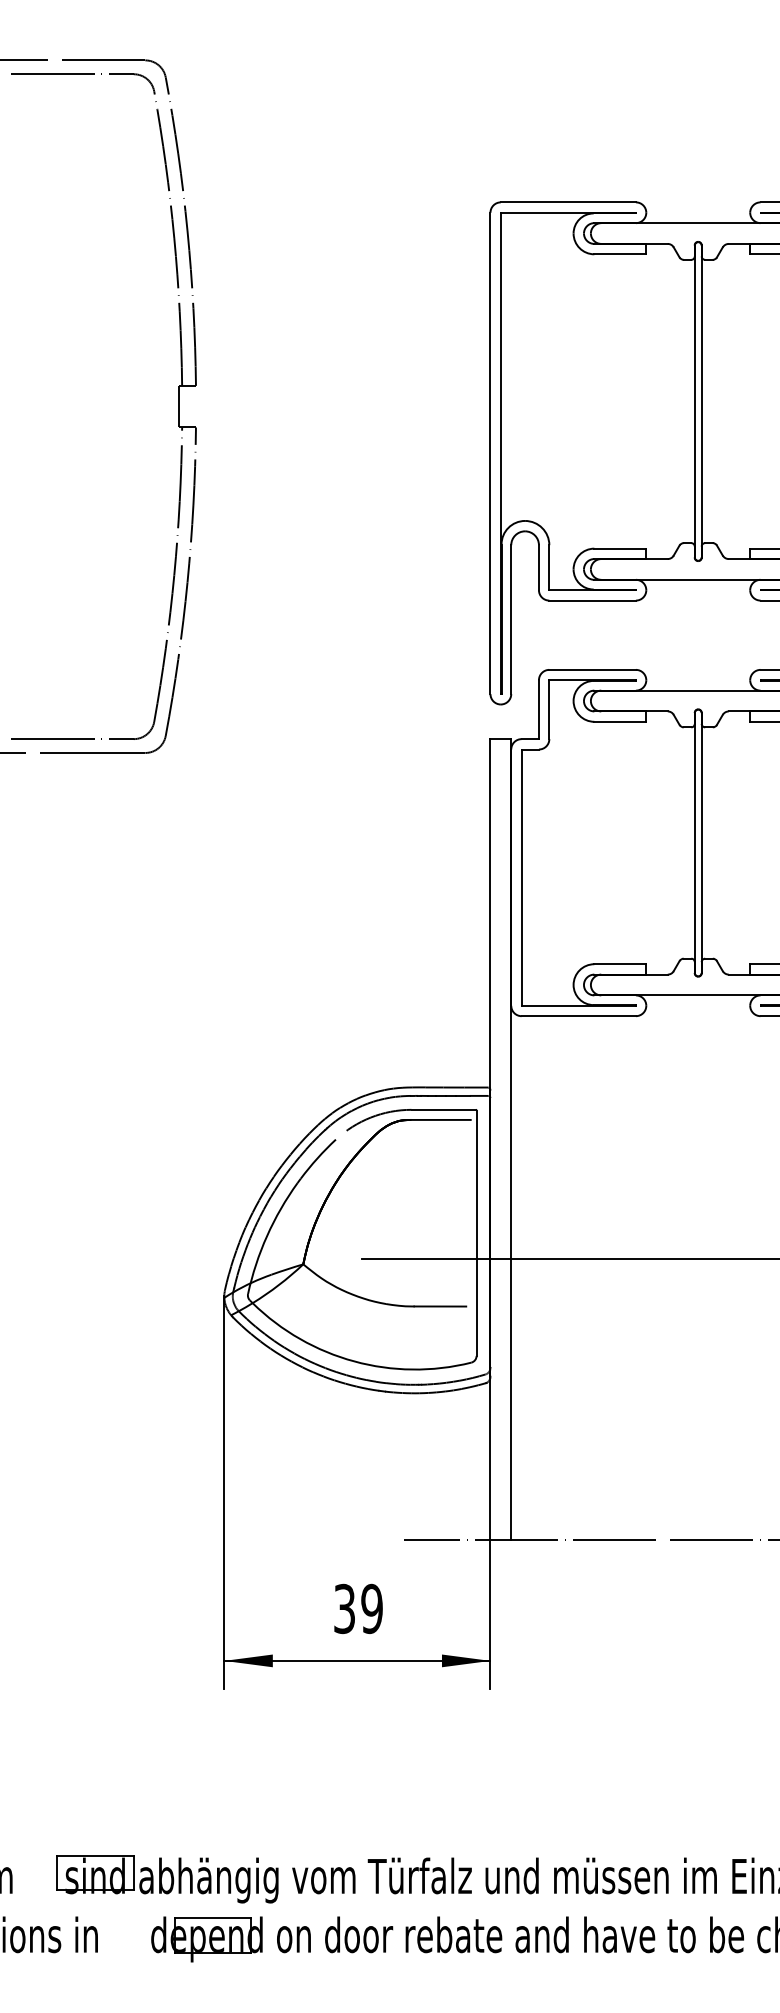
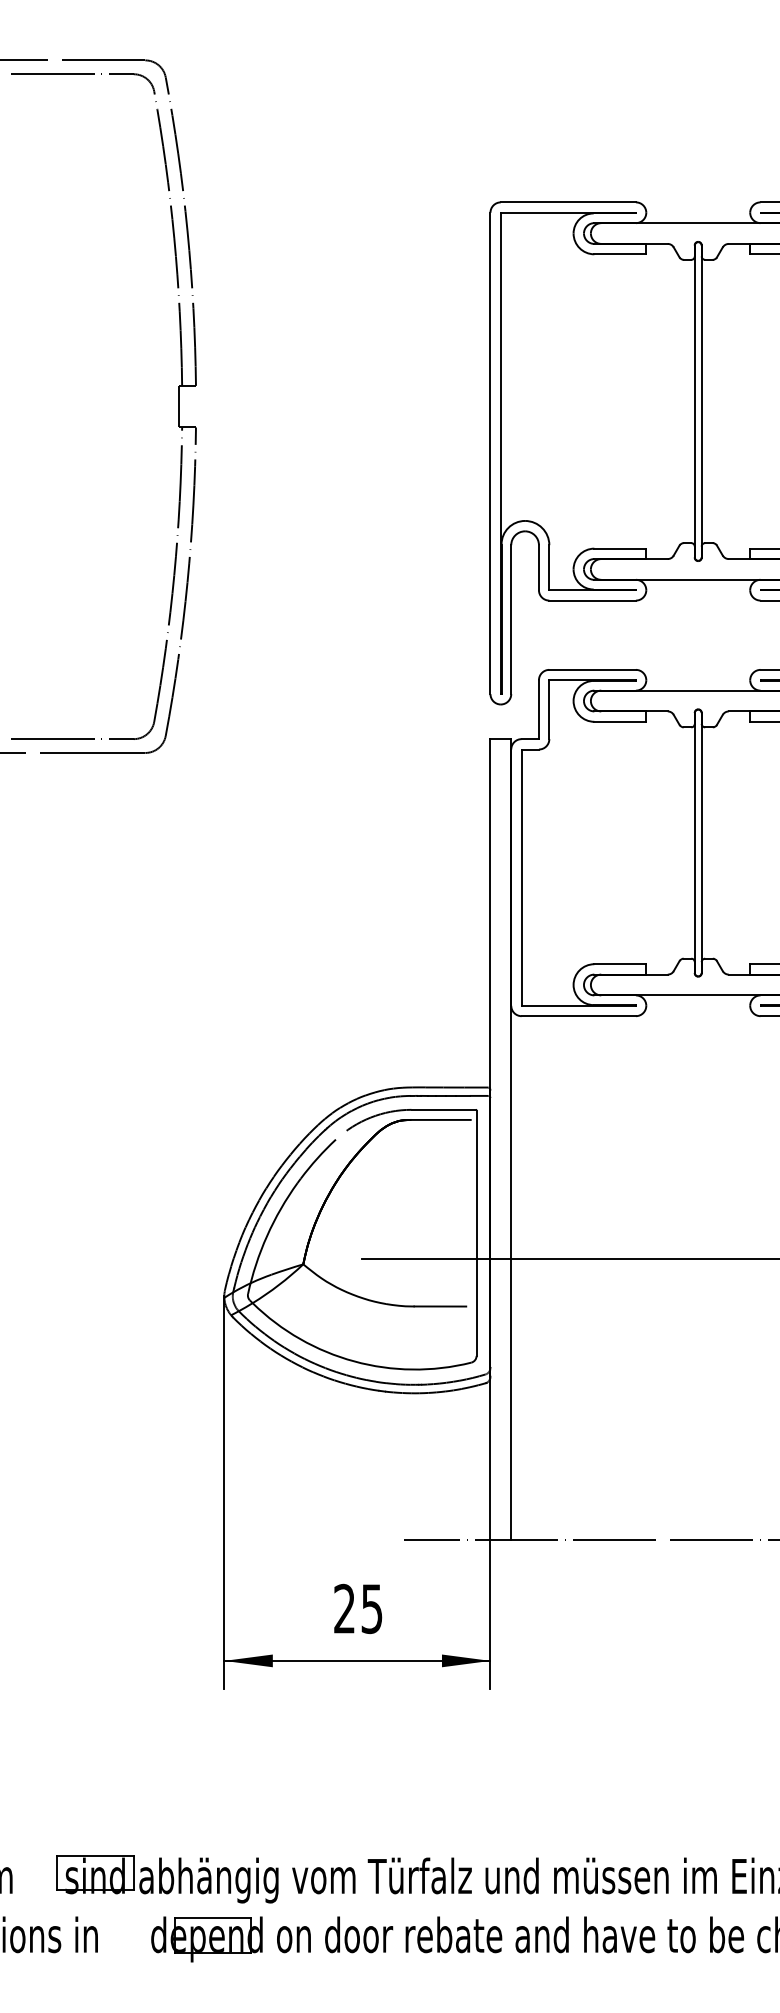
text: 39 -> 25 (358, 1608)
